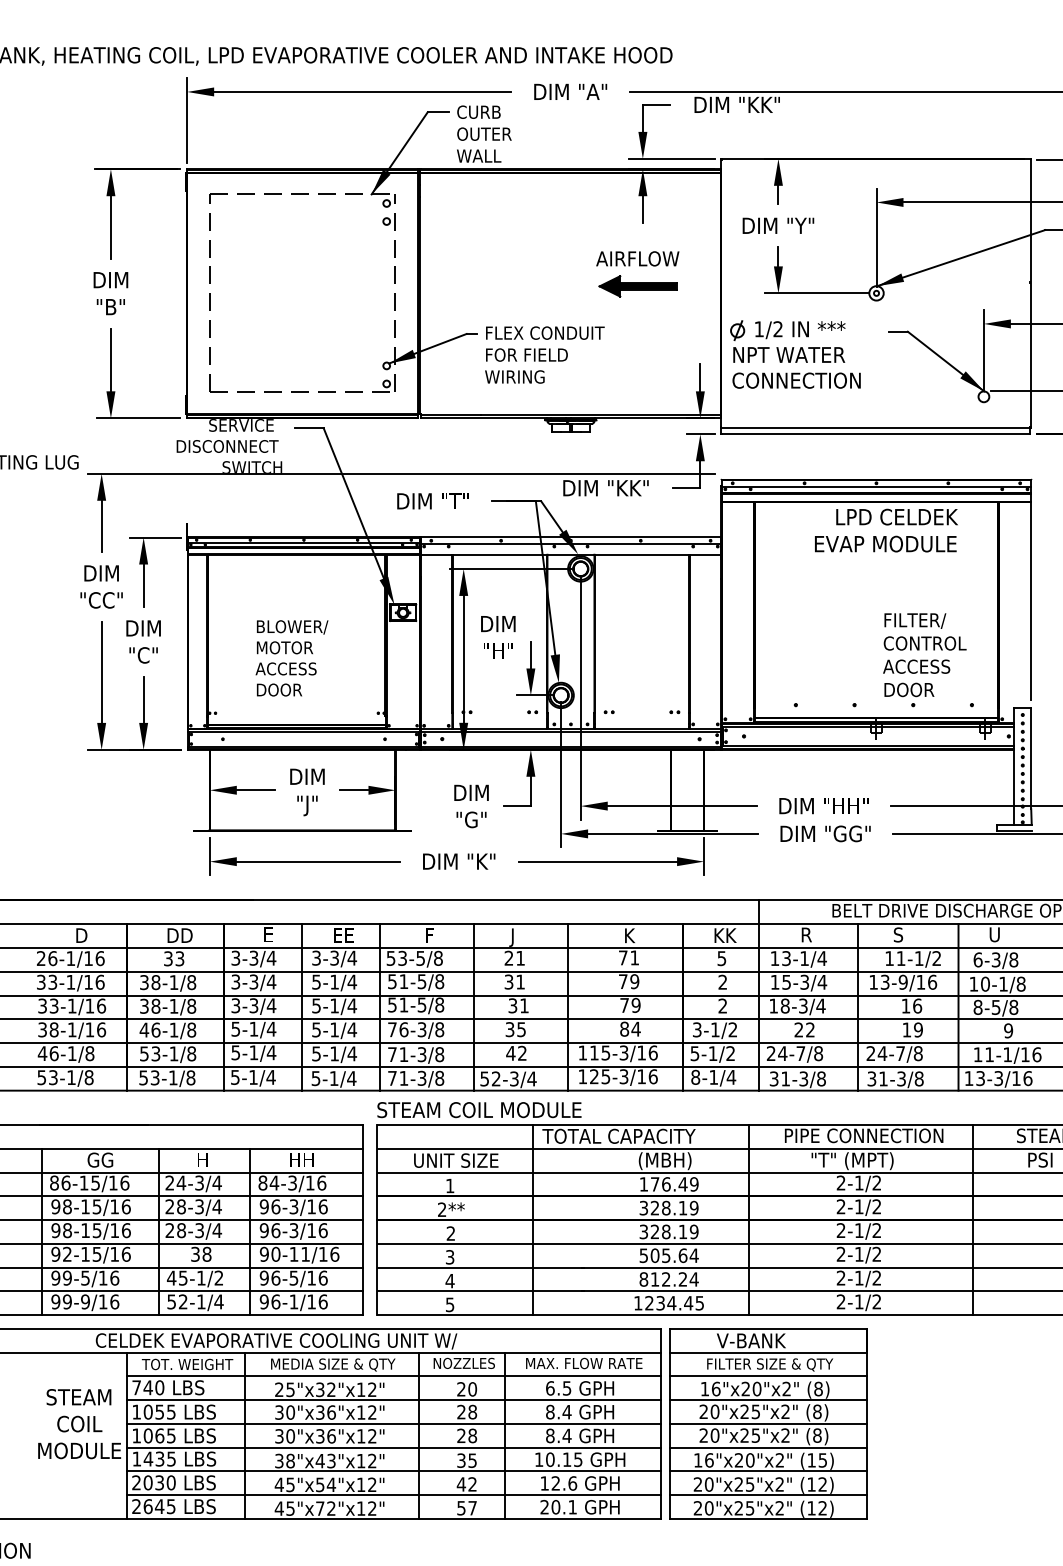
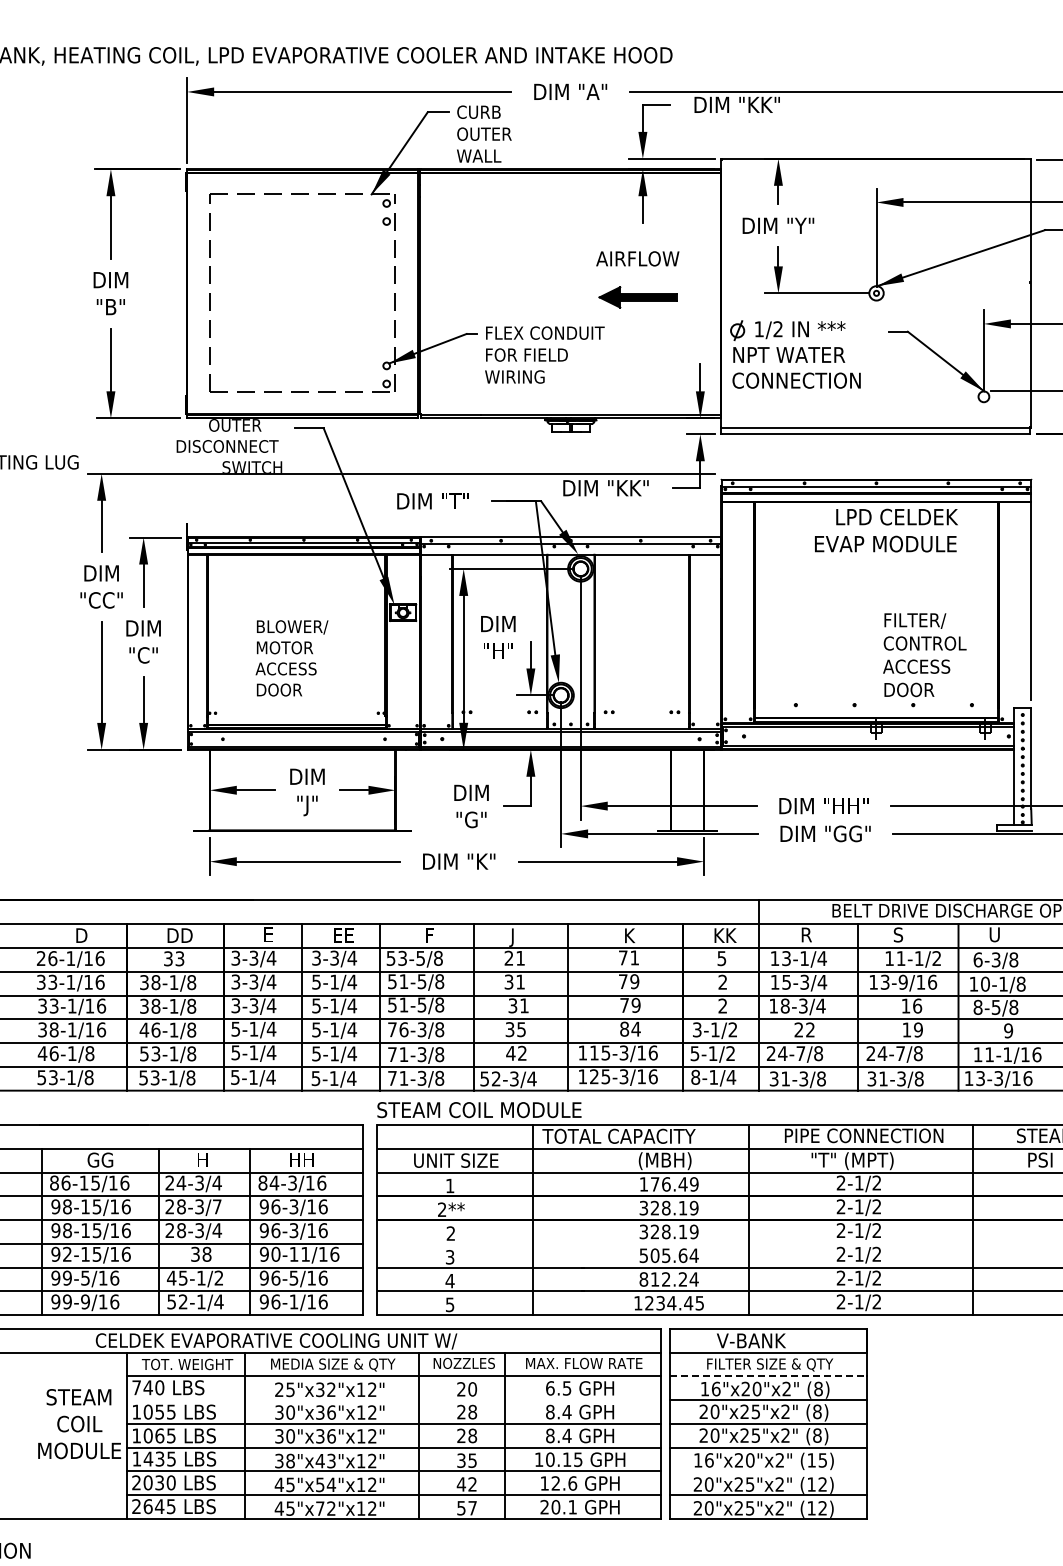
part position: (637, 286) -> (637, 297) (637, 297)
text: SERVICE -> OUTER (241, 425)
text: 28-3/4 -> 28-3/7 (216, 1206)
line: present -> none (718, 1243)
line: solid -> dashed (768, 1376)
line: present -> none (393, 1400)
line: present -> none (767, 1471)
